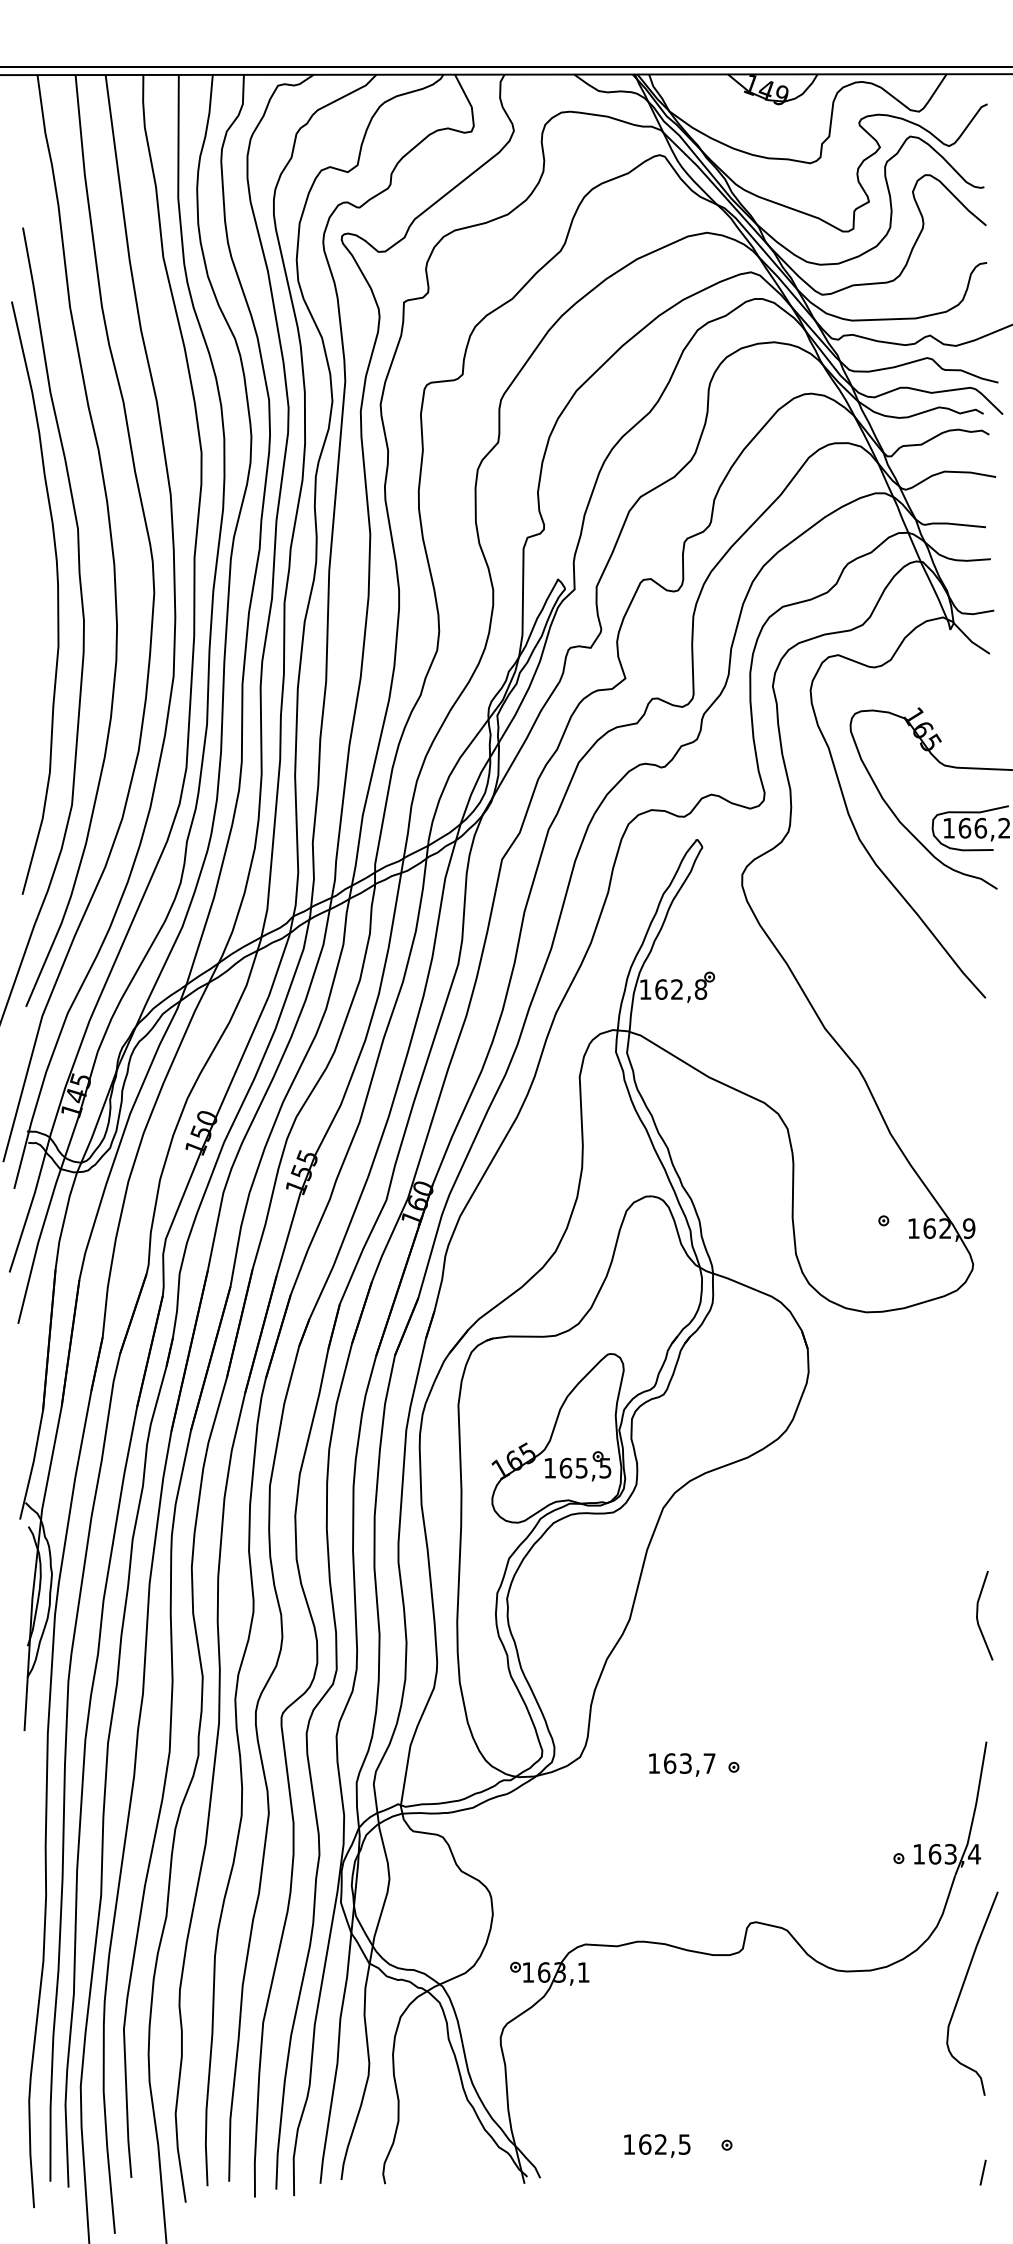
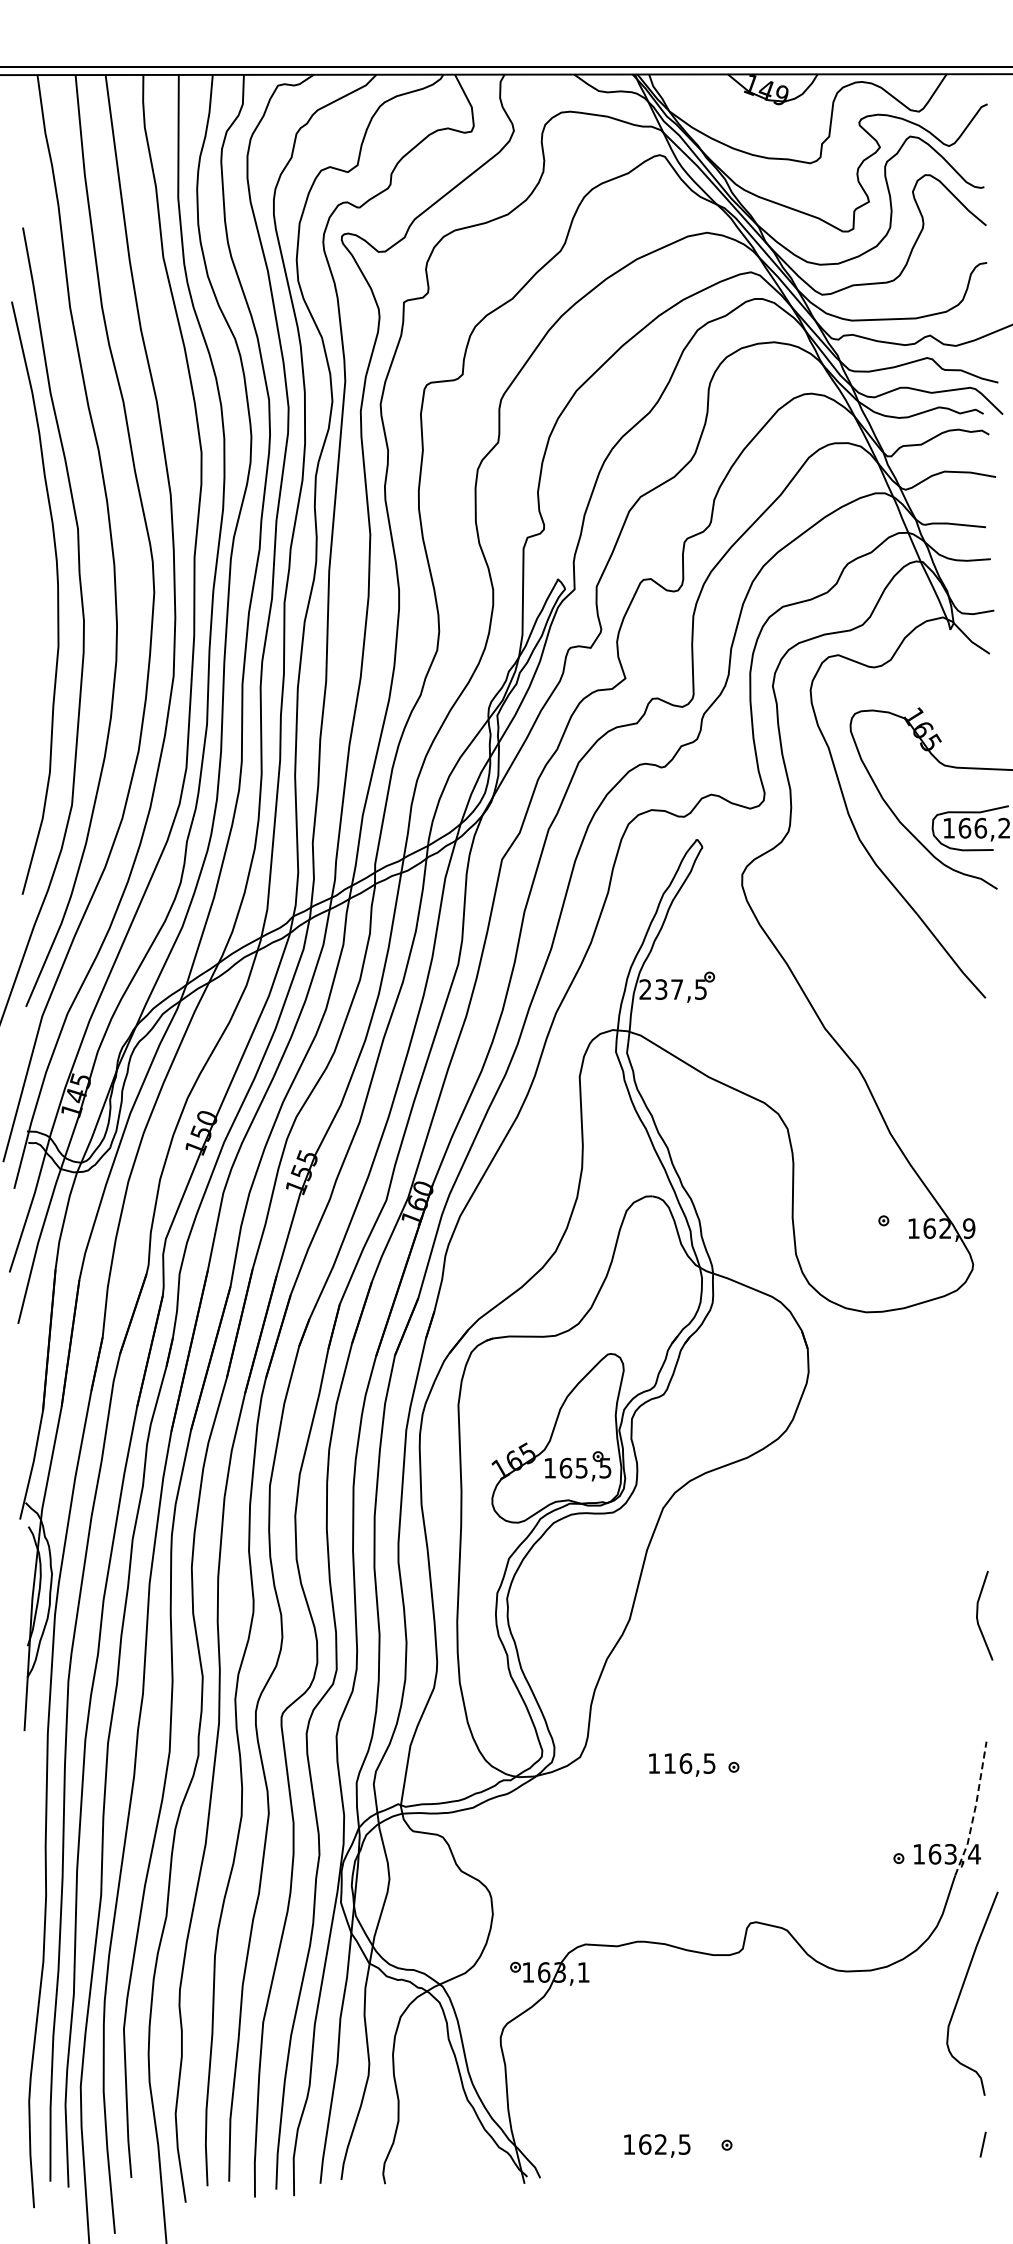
text: 162,8 -> 237,5 (673, 989)
text: 163,7 -> 116,5 (689, 1763)
line: solid -> dashed (975, 1809)
line position: (982, 2172) -> (982, 2144) (982, 2144)
